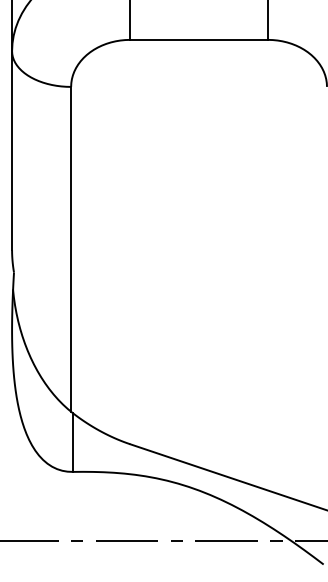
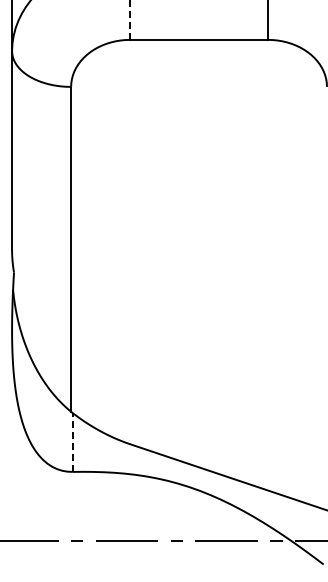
line: solid -> dashed (130, 19)
line: solid -> dashed (72, 442)
